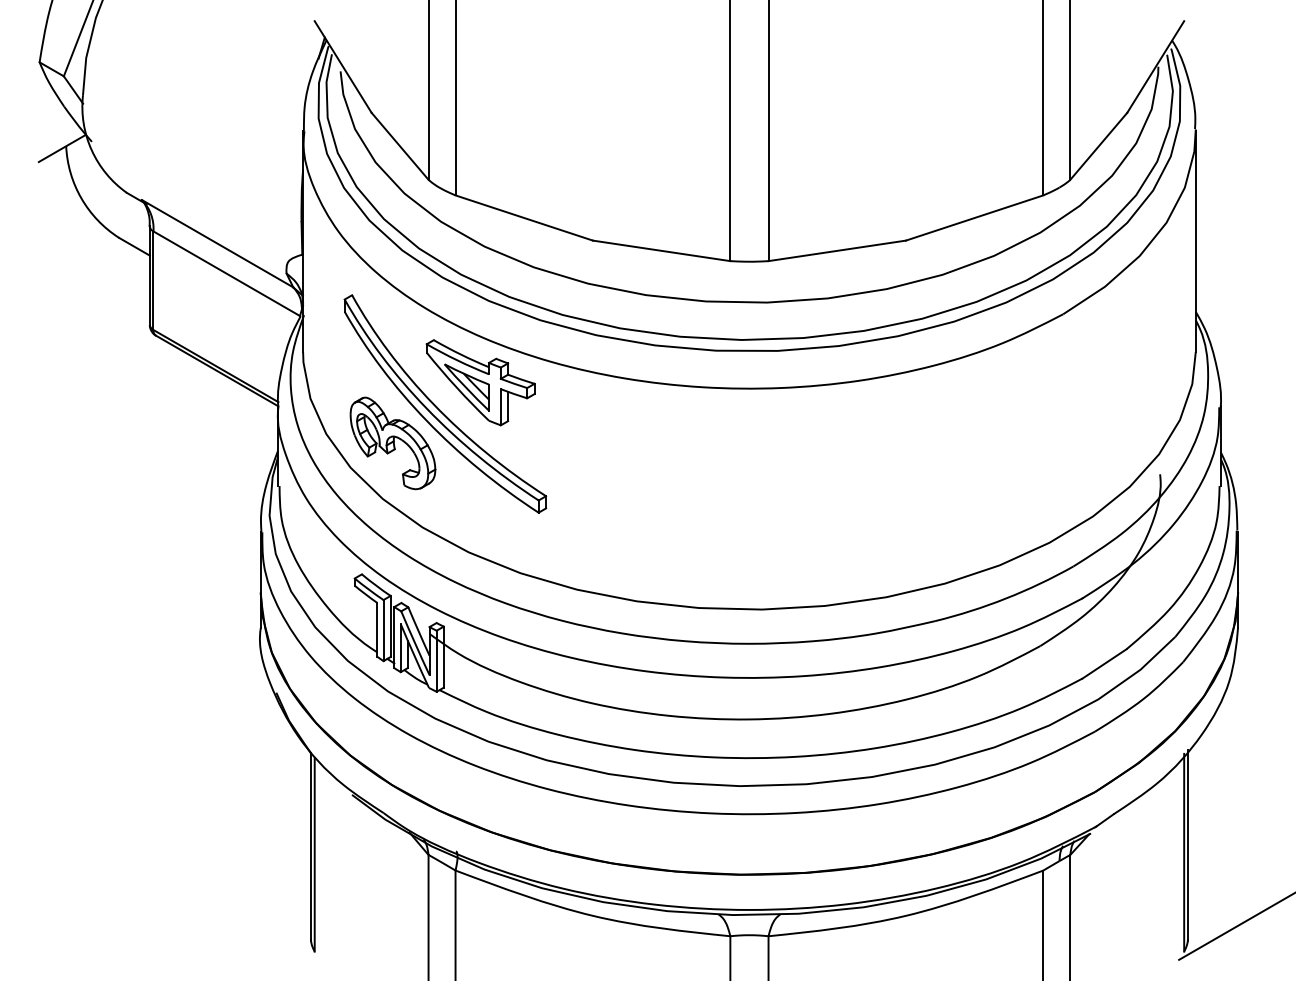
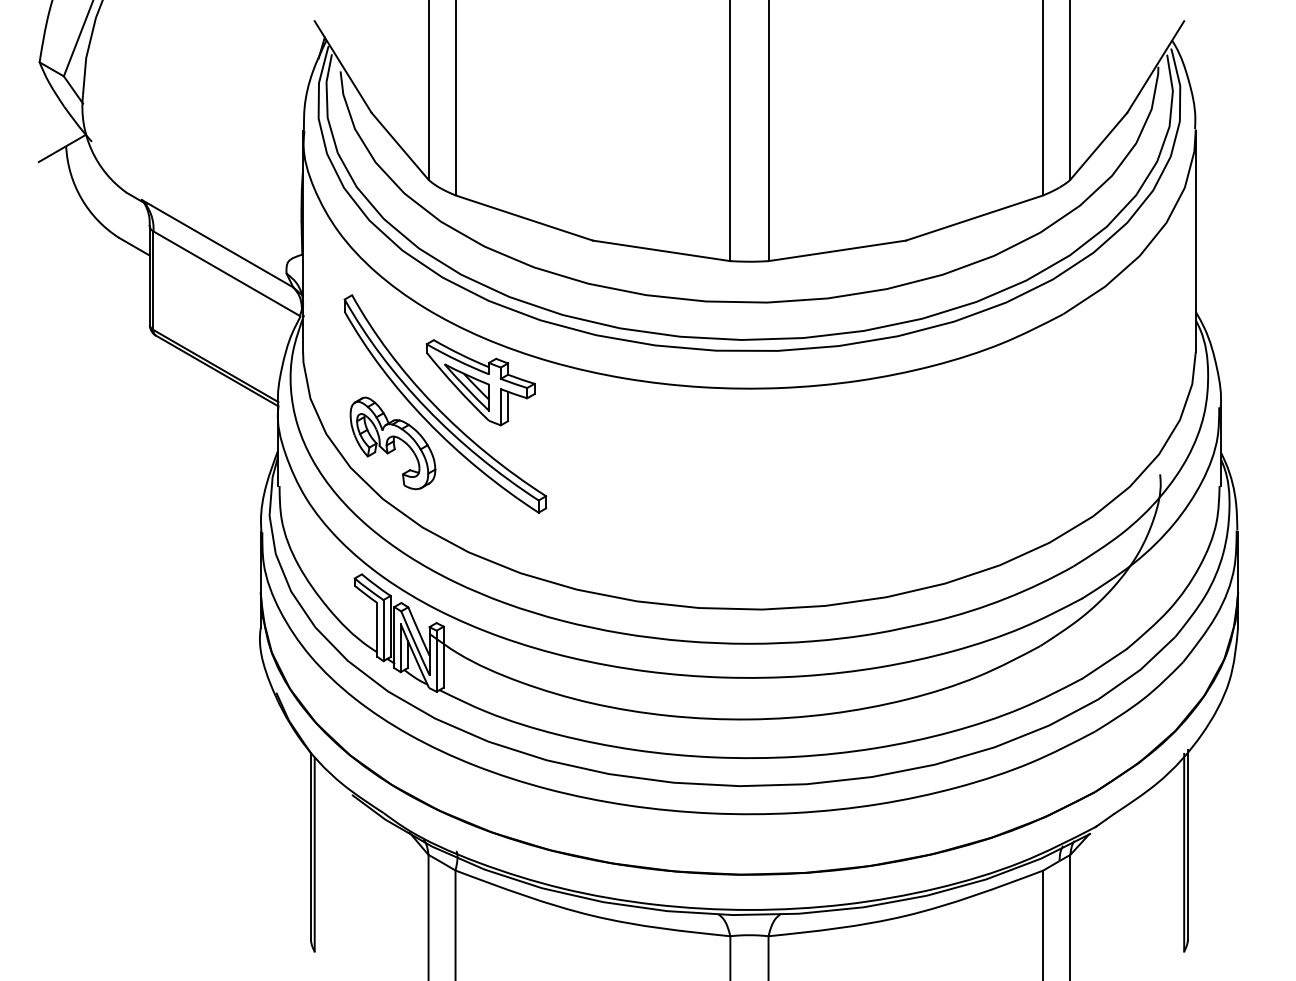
line: present -> none (1235, 926)
